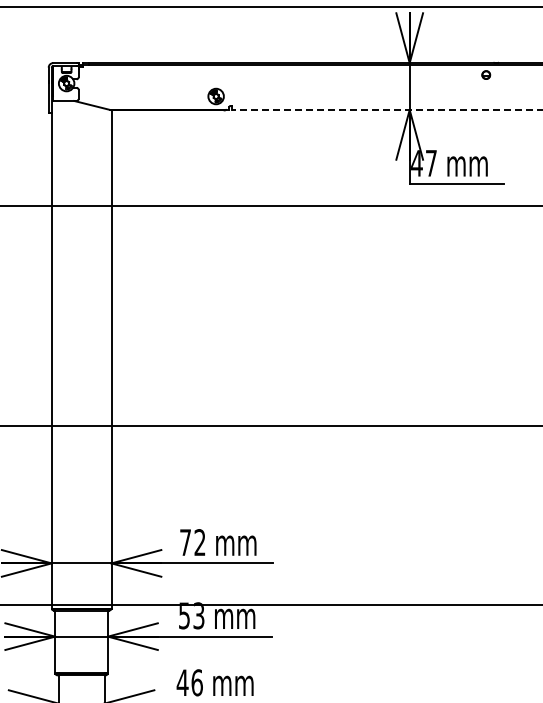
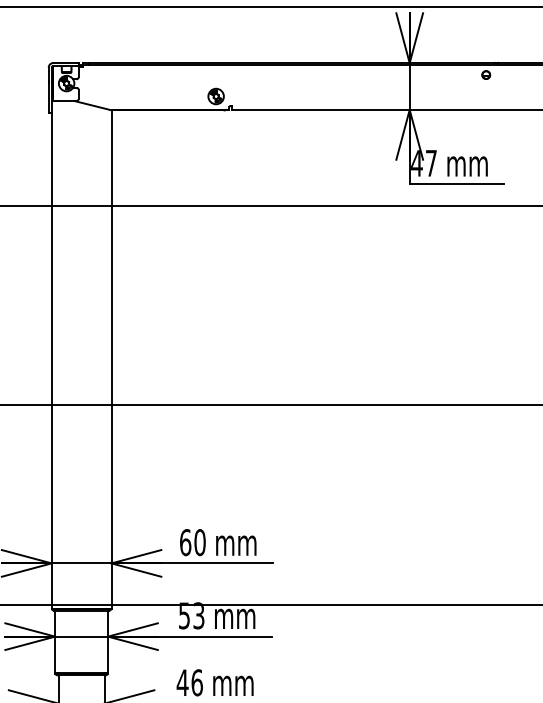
line: dashed -> solid (386, 109)
line position: (270, 426) -> (270, 405) (270, 405)
text: 72 -> 60 (192, 542)
